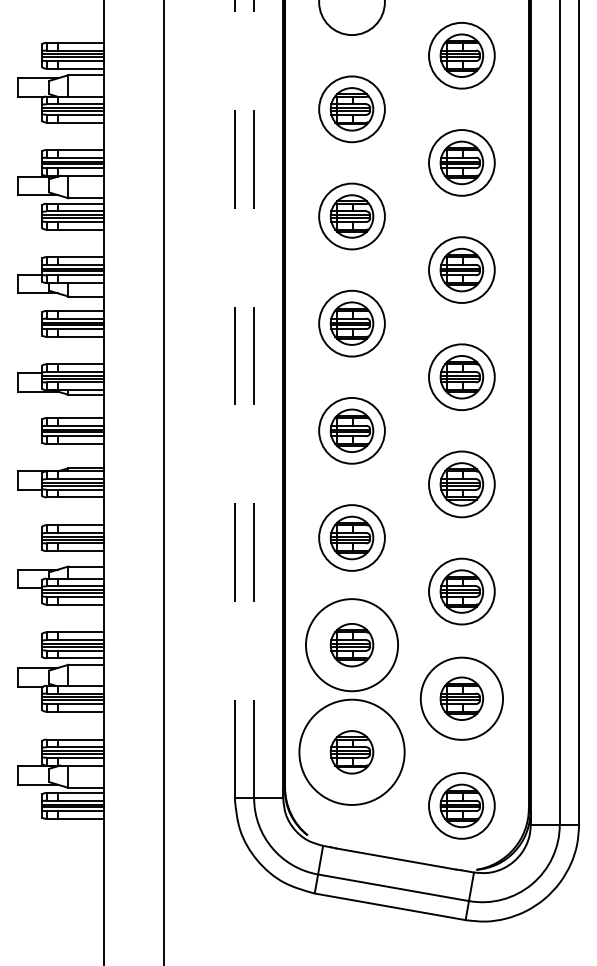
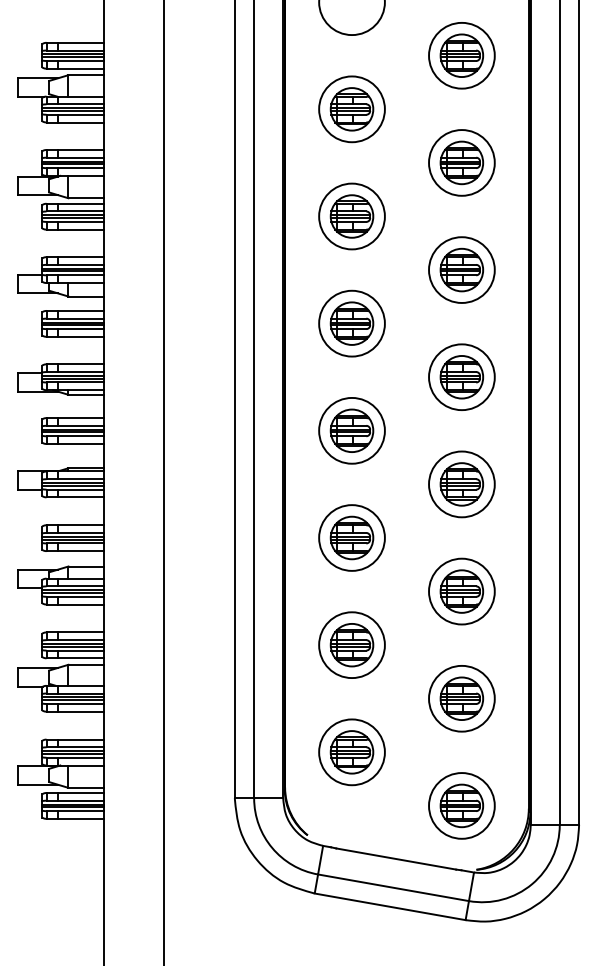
line: dashed -> solid (234, 399)
line: dashed -> solid (254, 399)
circle diameter: 92 px -> 66 px (351, 645)
circle diameter: 82 px -> 66 px (461, 698)
circle diameter: 105 px -> 66 px (351, 752)
